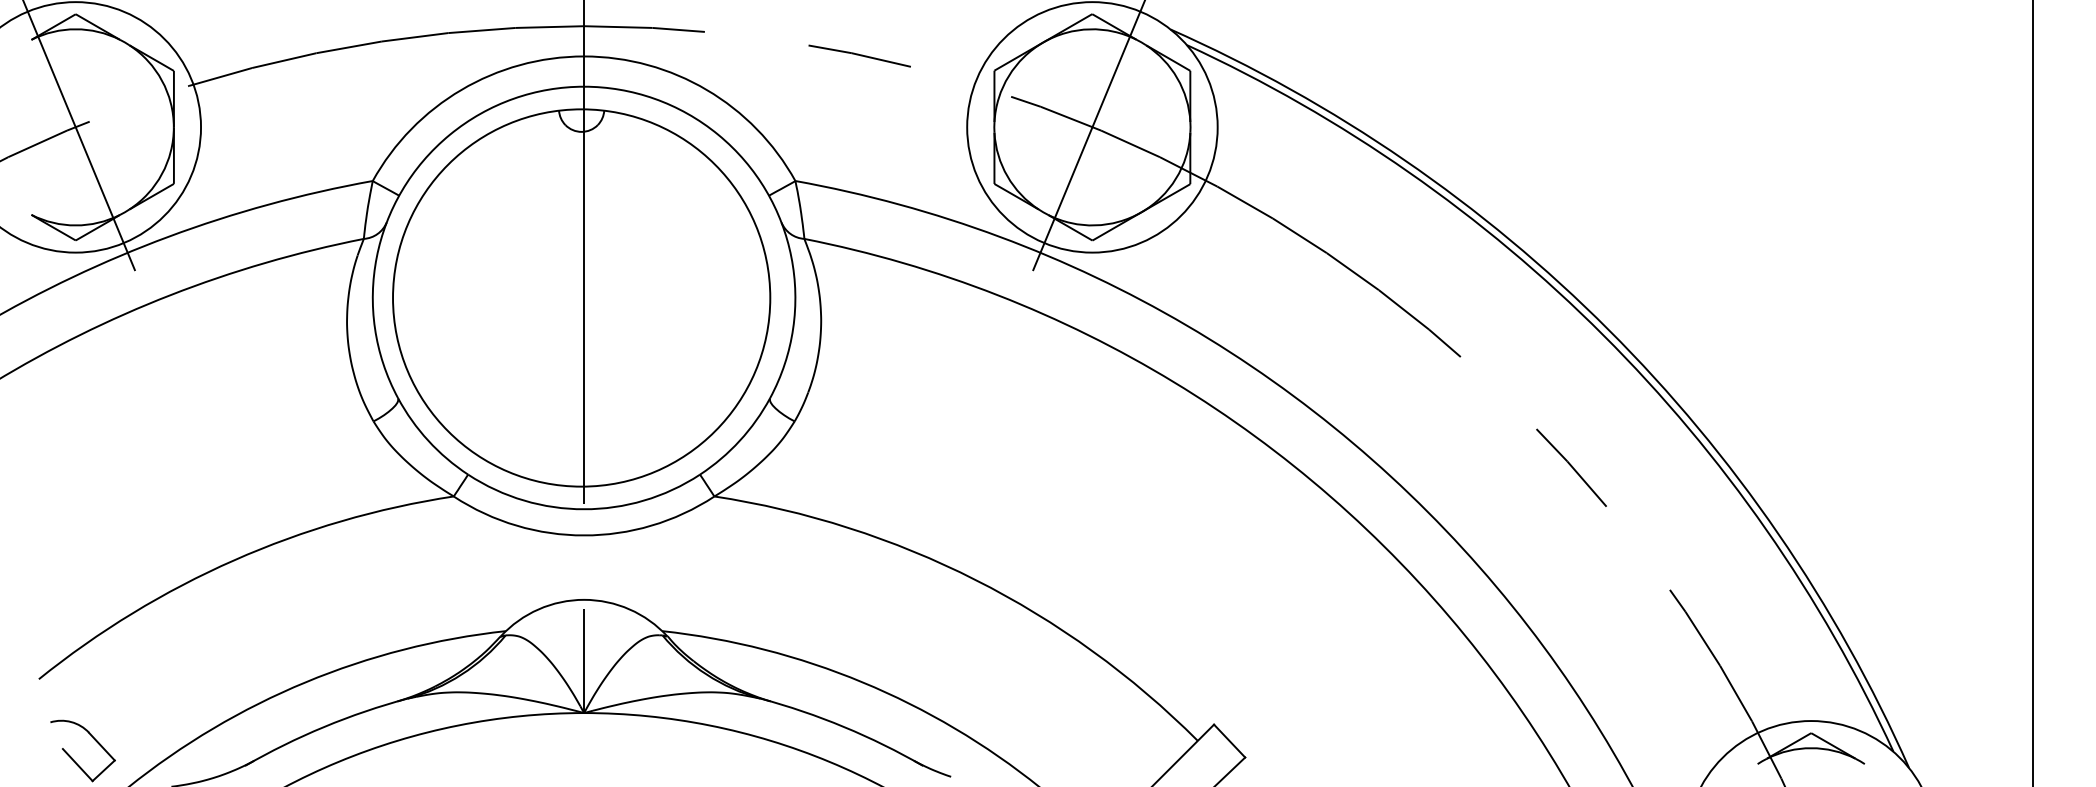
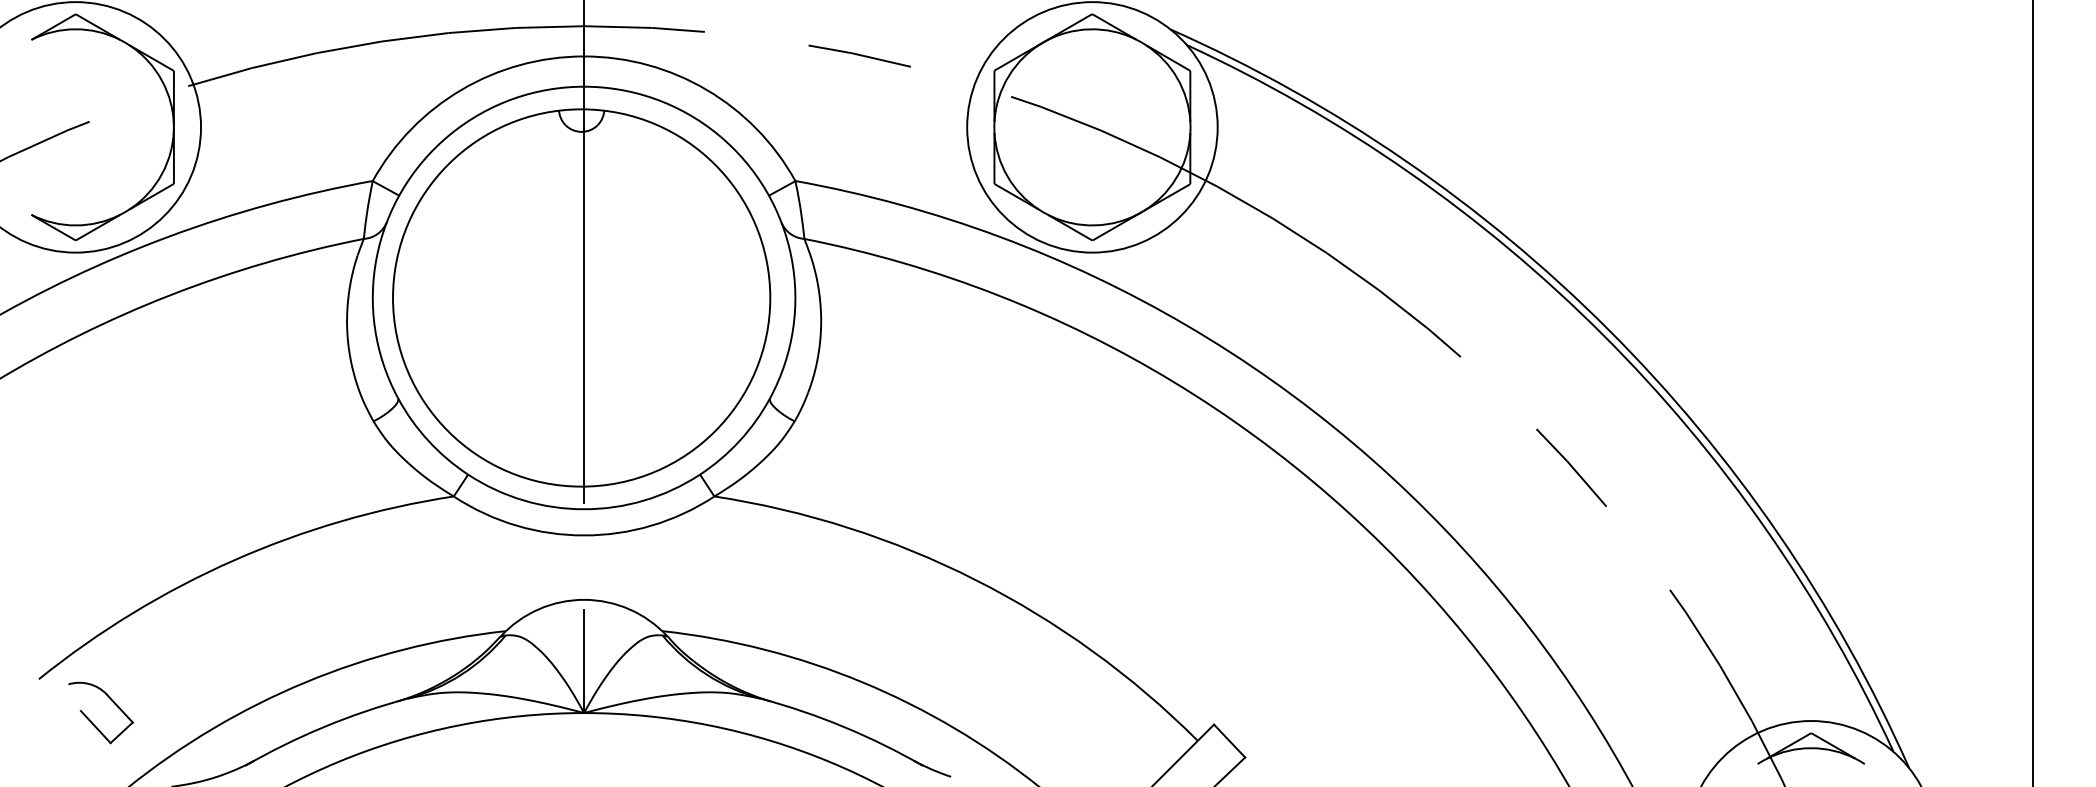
line: present -> none (79, 136)
line: present -> none (1088, 136)
part position: (73, 758) -> (91, 720) (91, 720)
